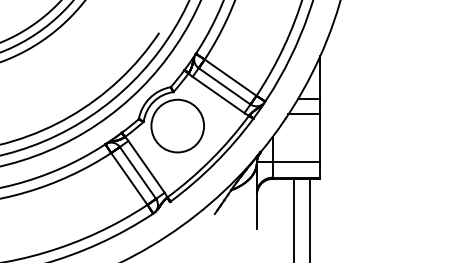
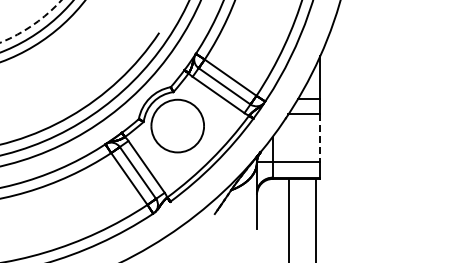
arc: solid -> dashed (32, 25)
line: solid -> dashed (320, 138)
line position: (293, 218) -> (288, 218) (288, 218)
line position: (309, 218) -> (315, 218) (315, 218)
